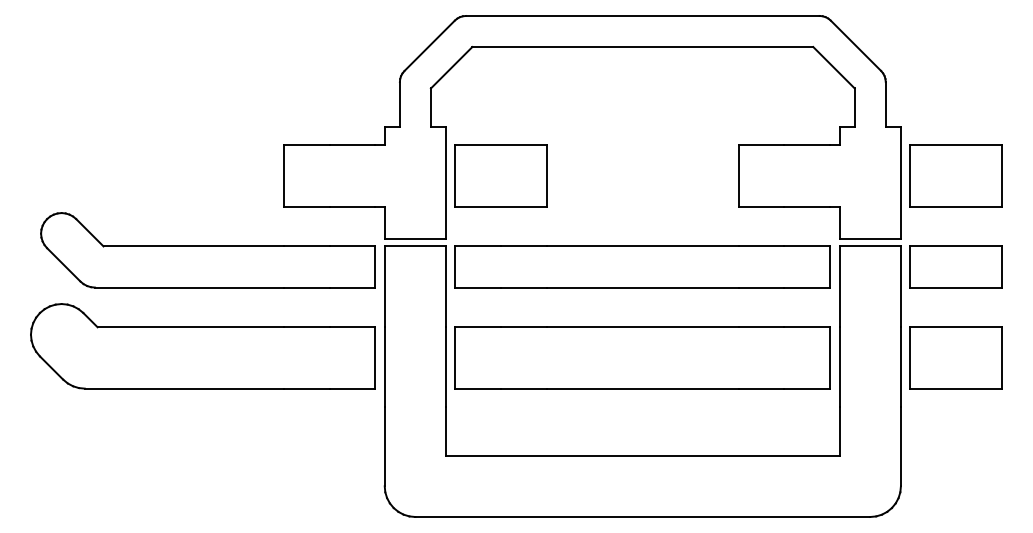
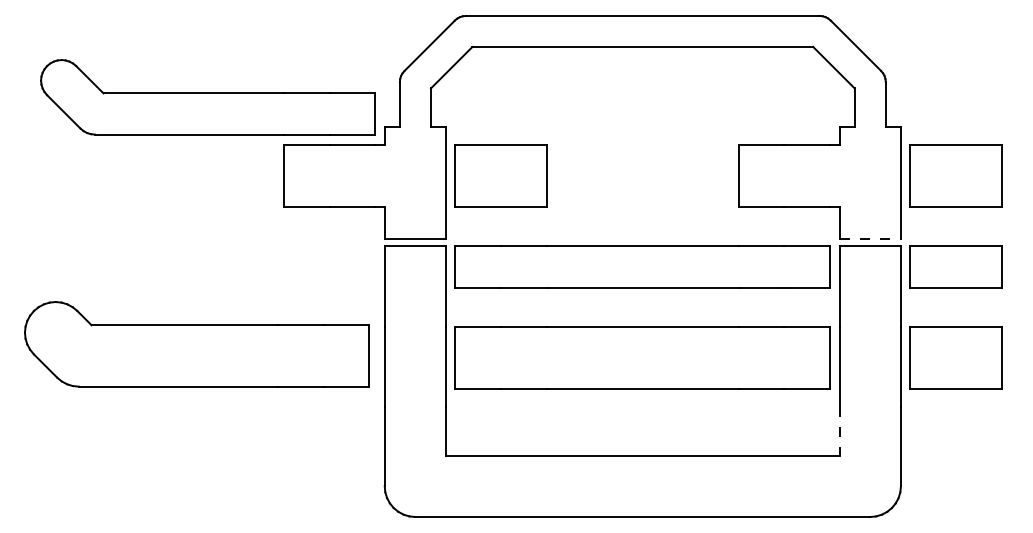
line: solid -> dashed (870, 239)
part position: (207, 250) -> (207, 97) (207, 97)
part position: (202, 346) -> (196, 344) (196, 344)
line: solid -> dashed (839, 431)
